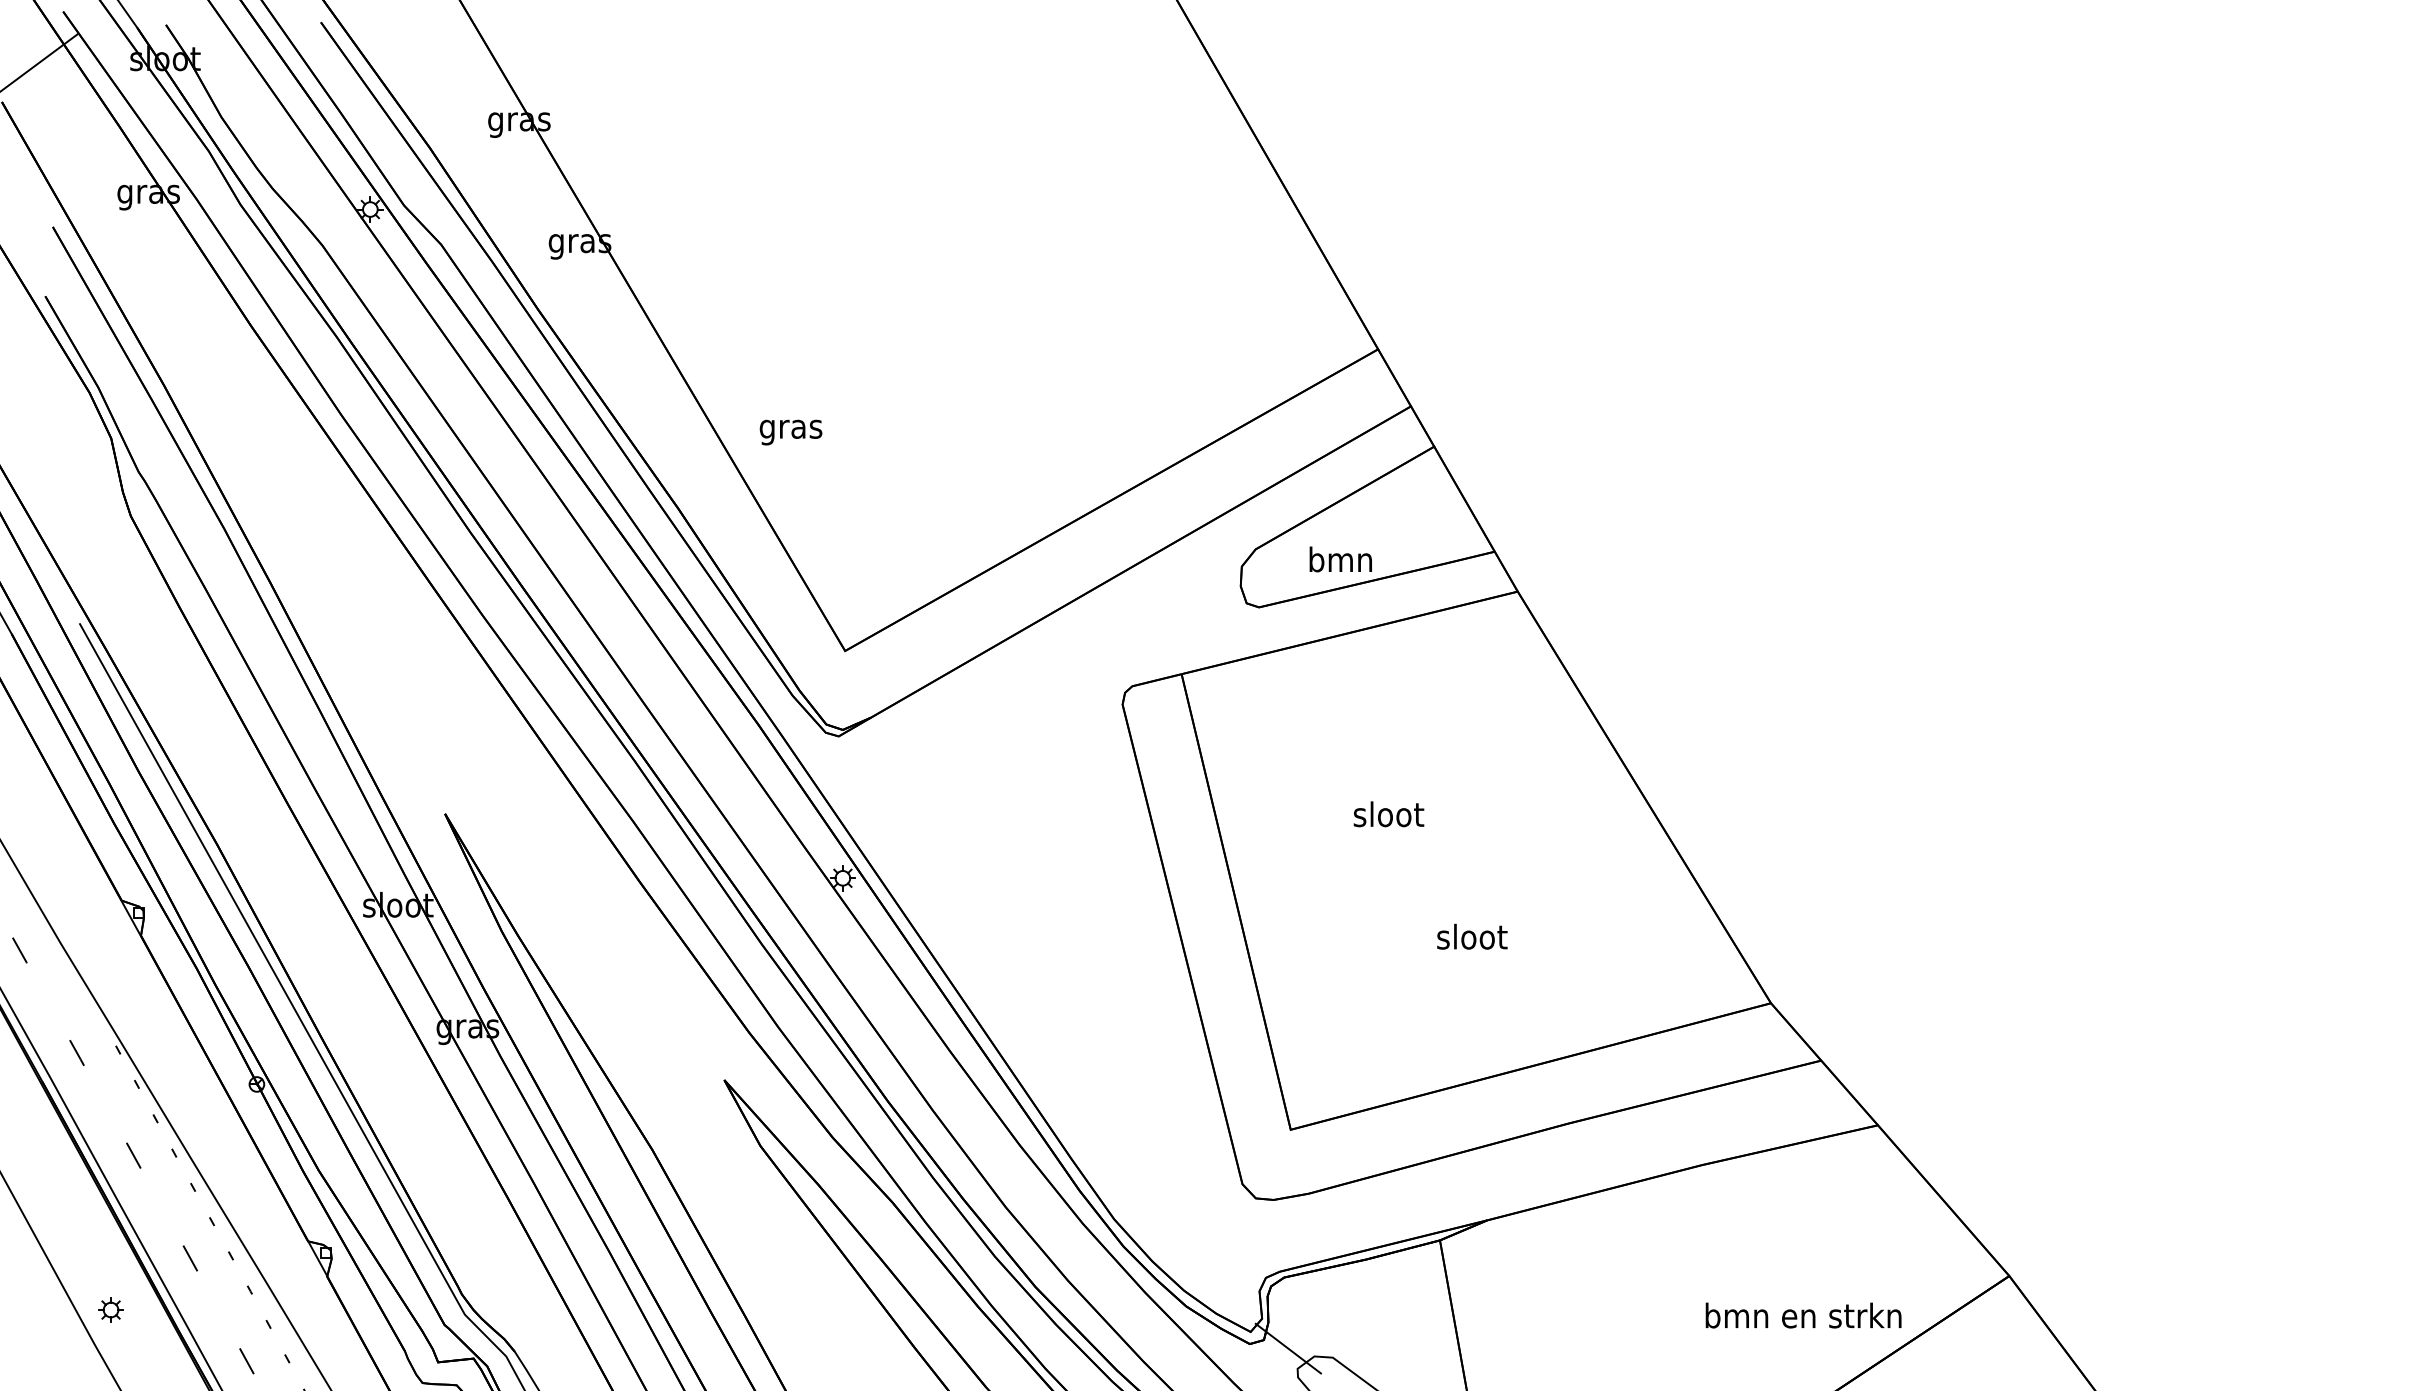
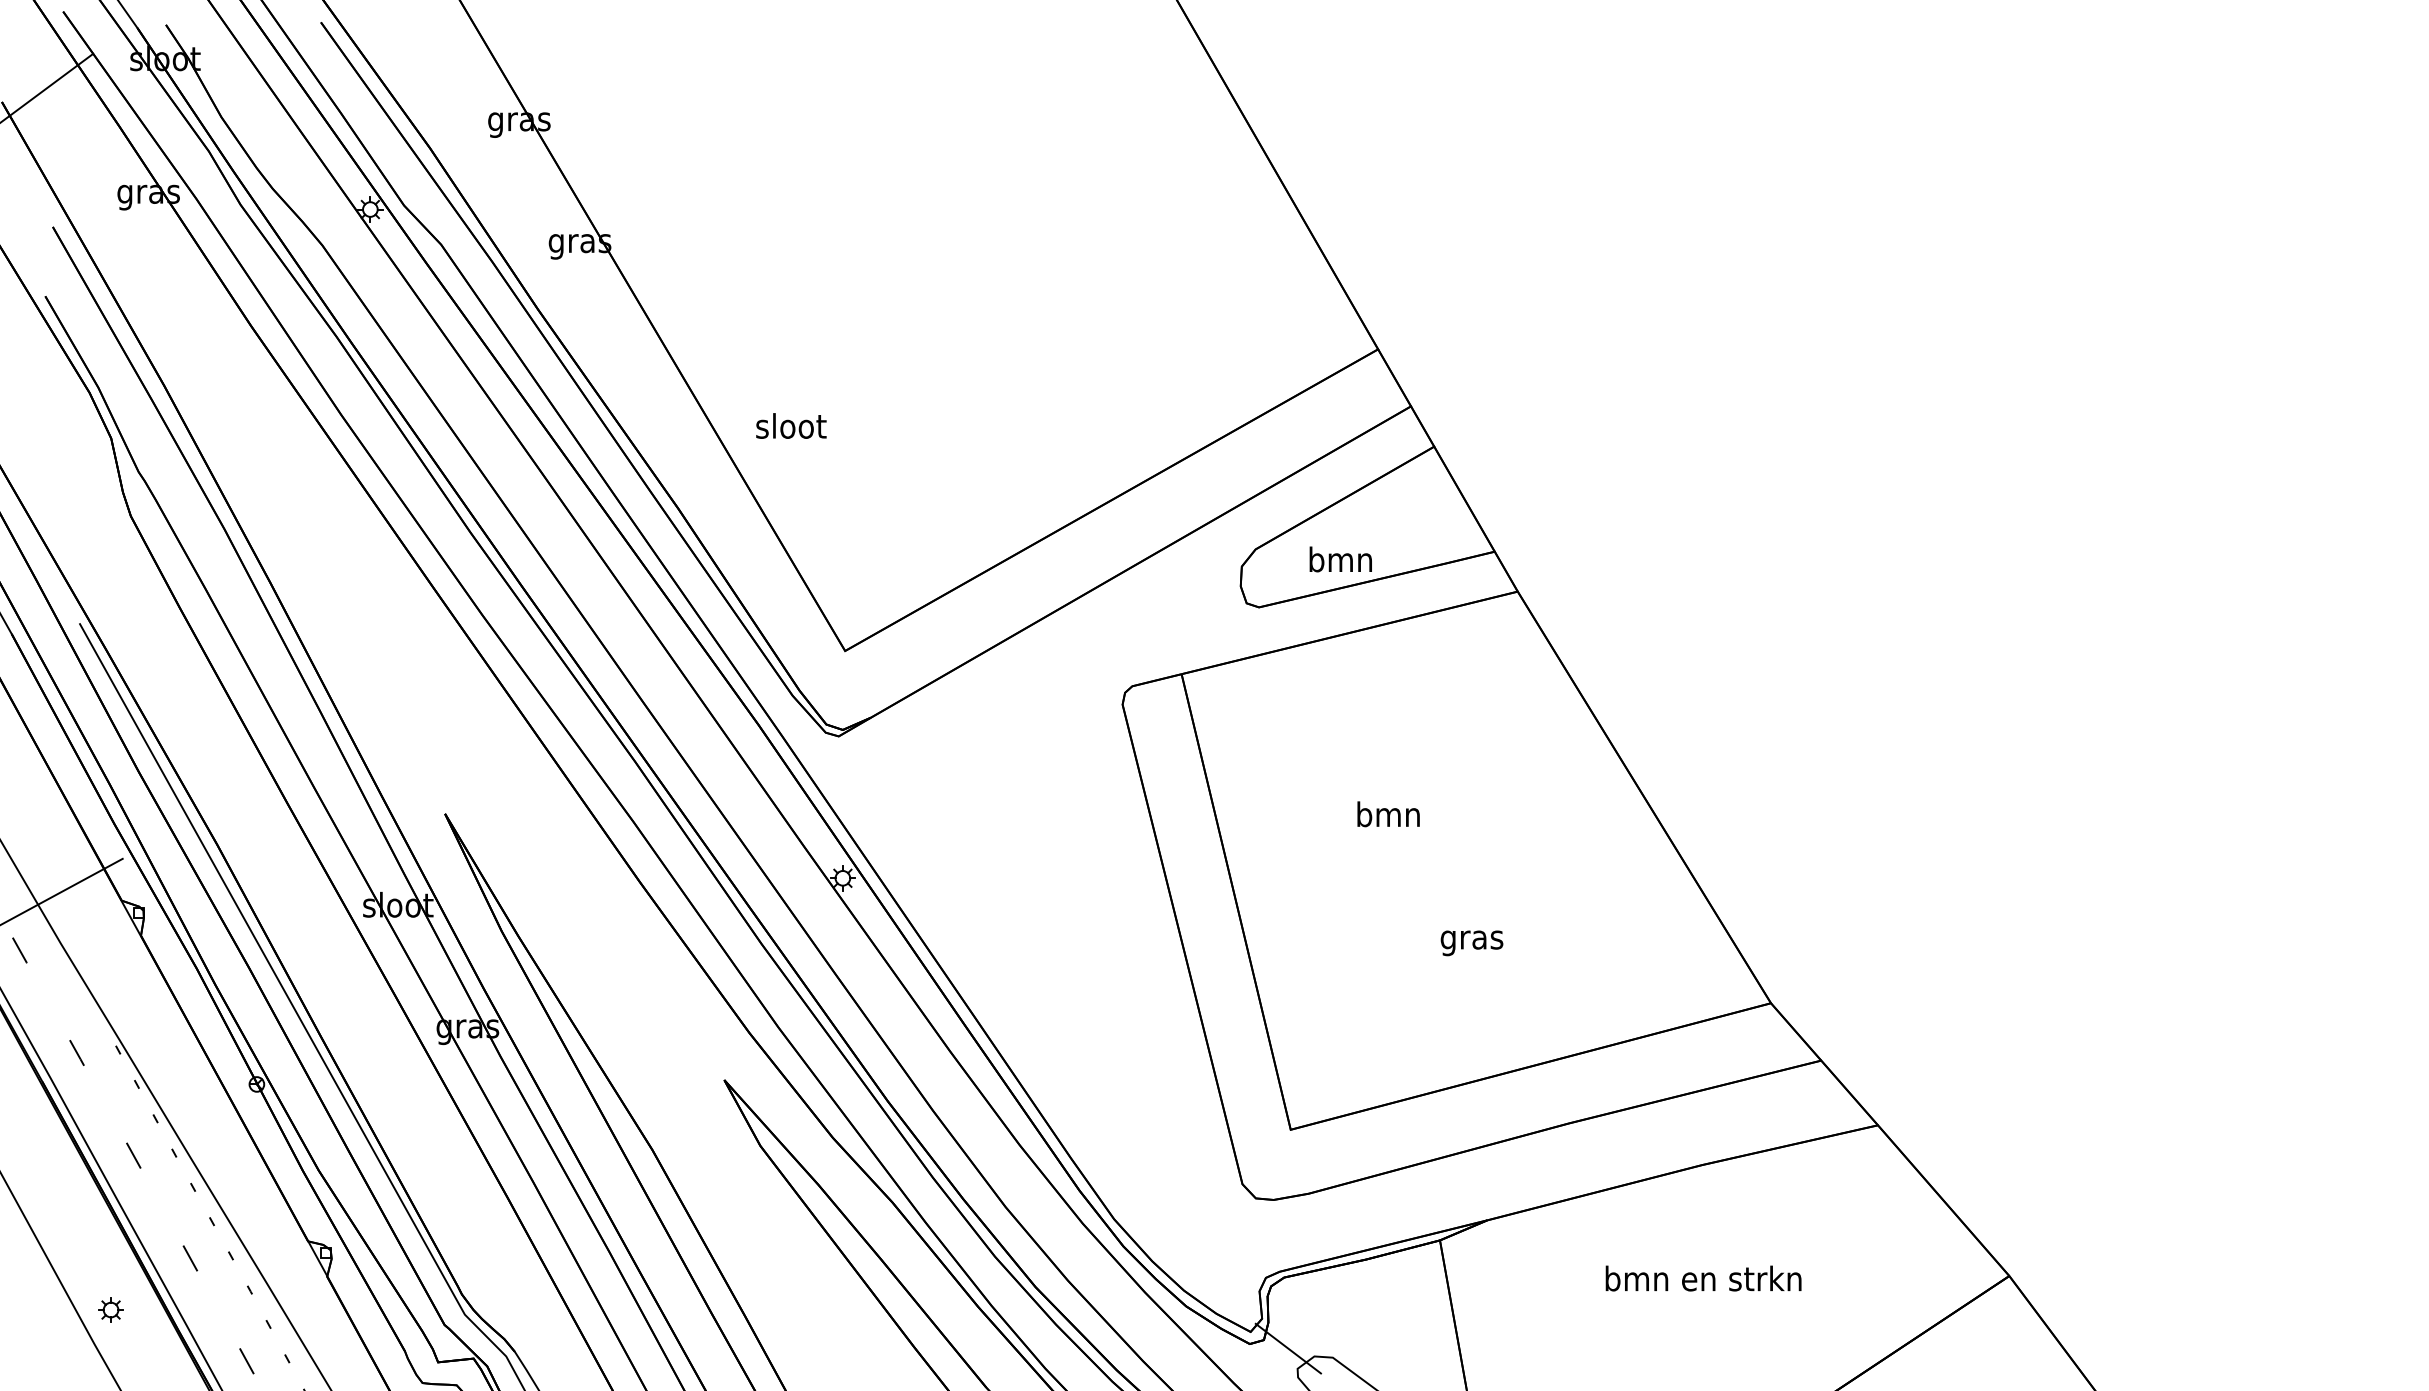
line position: (40, 61) -> (47, 87) (47, 87)
text: gras -> sloot (791, 429)
text: sloot -> bmn (1388, 814)
line: none -> present (62, 891)
text: sloot -> gras (1472, 939)
text position: (1803, 1315) -> (1703, 1278) (1703, 1278)
